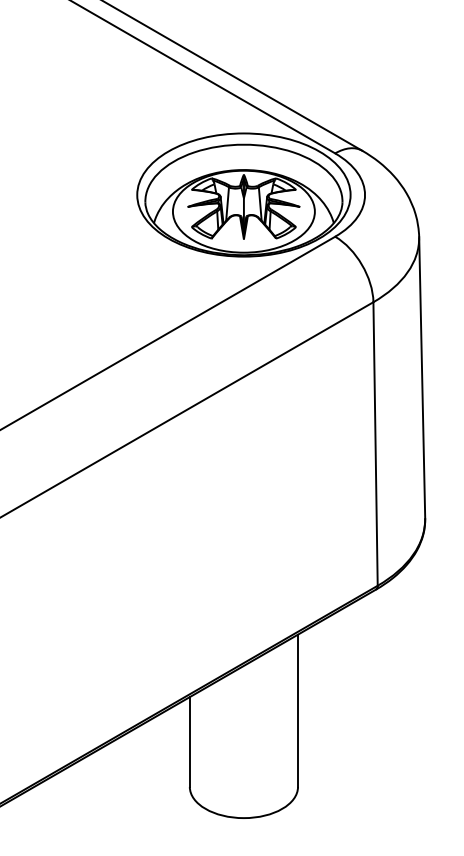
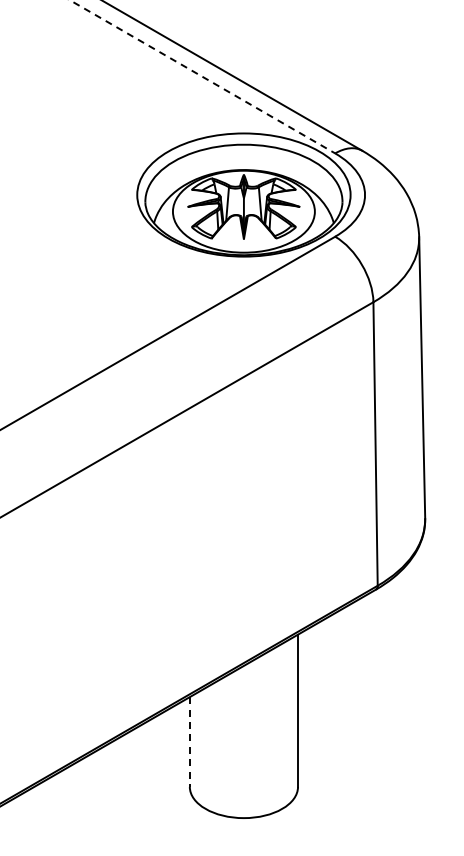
line: solid -> dashed (202, 76)
line: solid -> dashed (189, 742)
